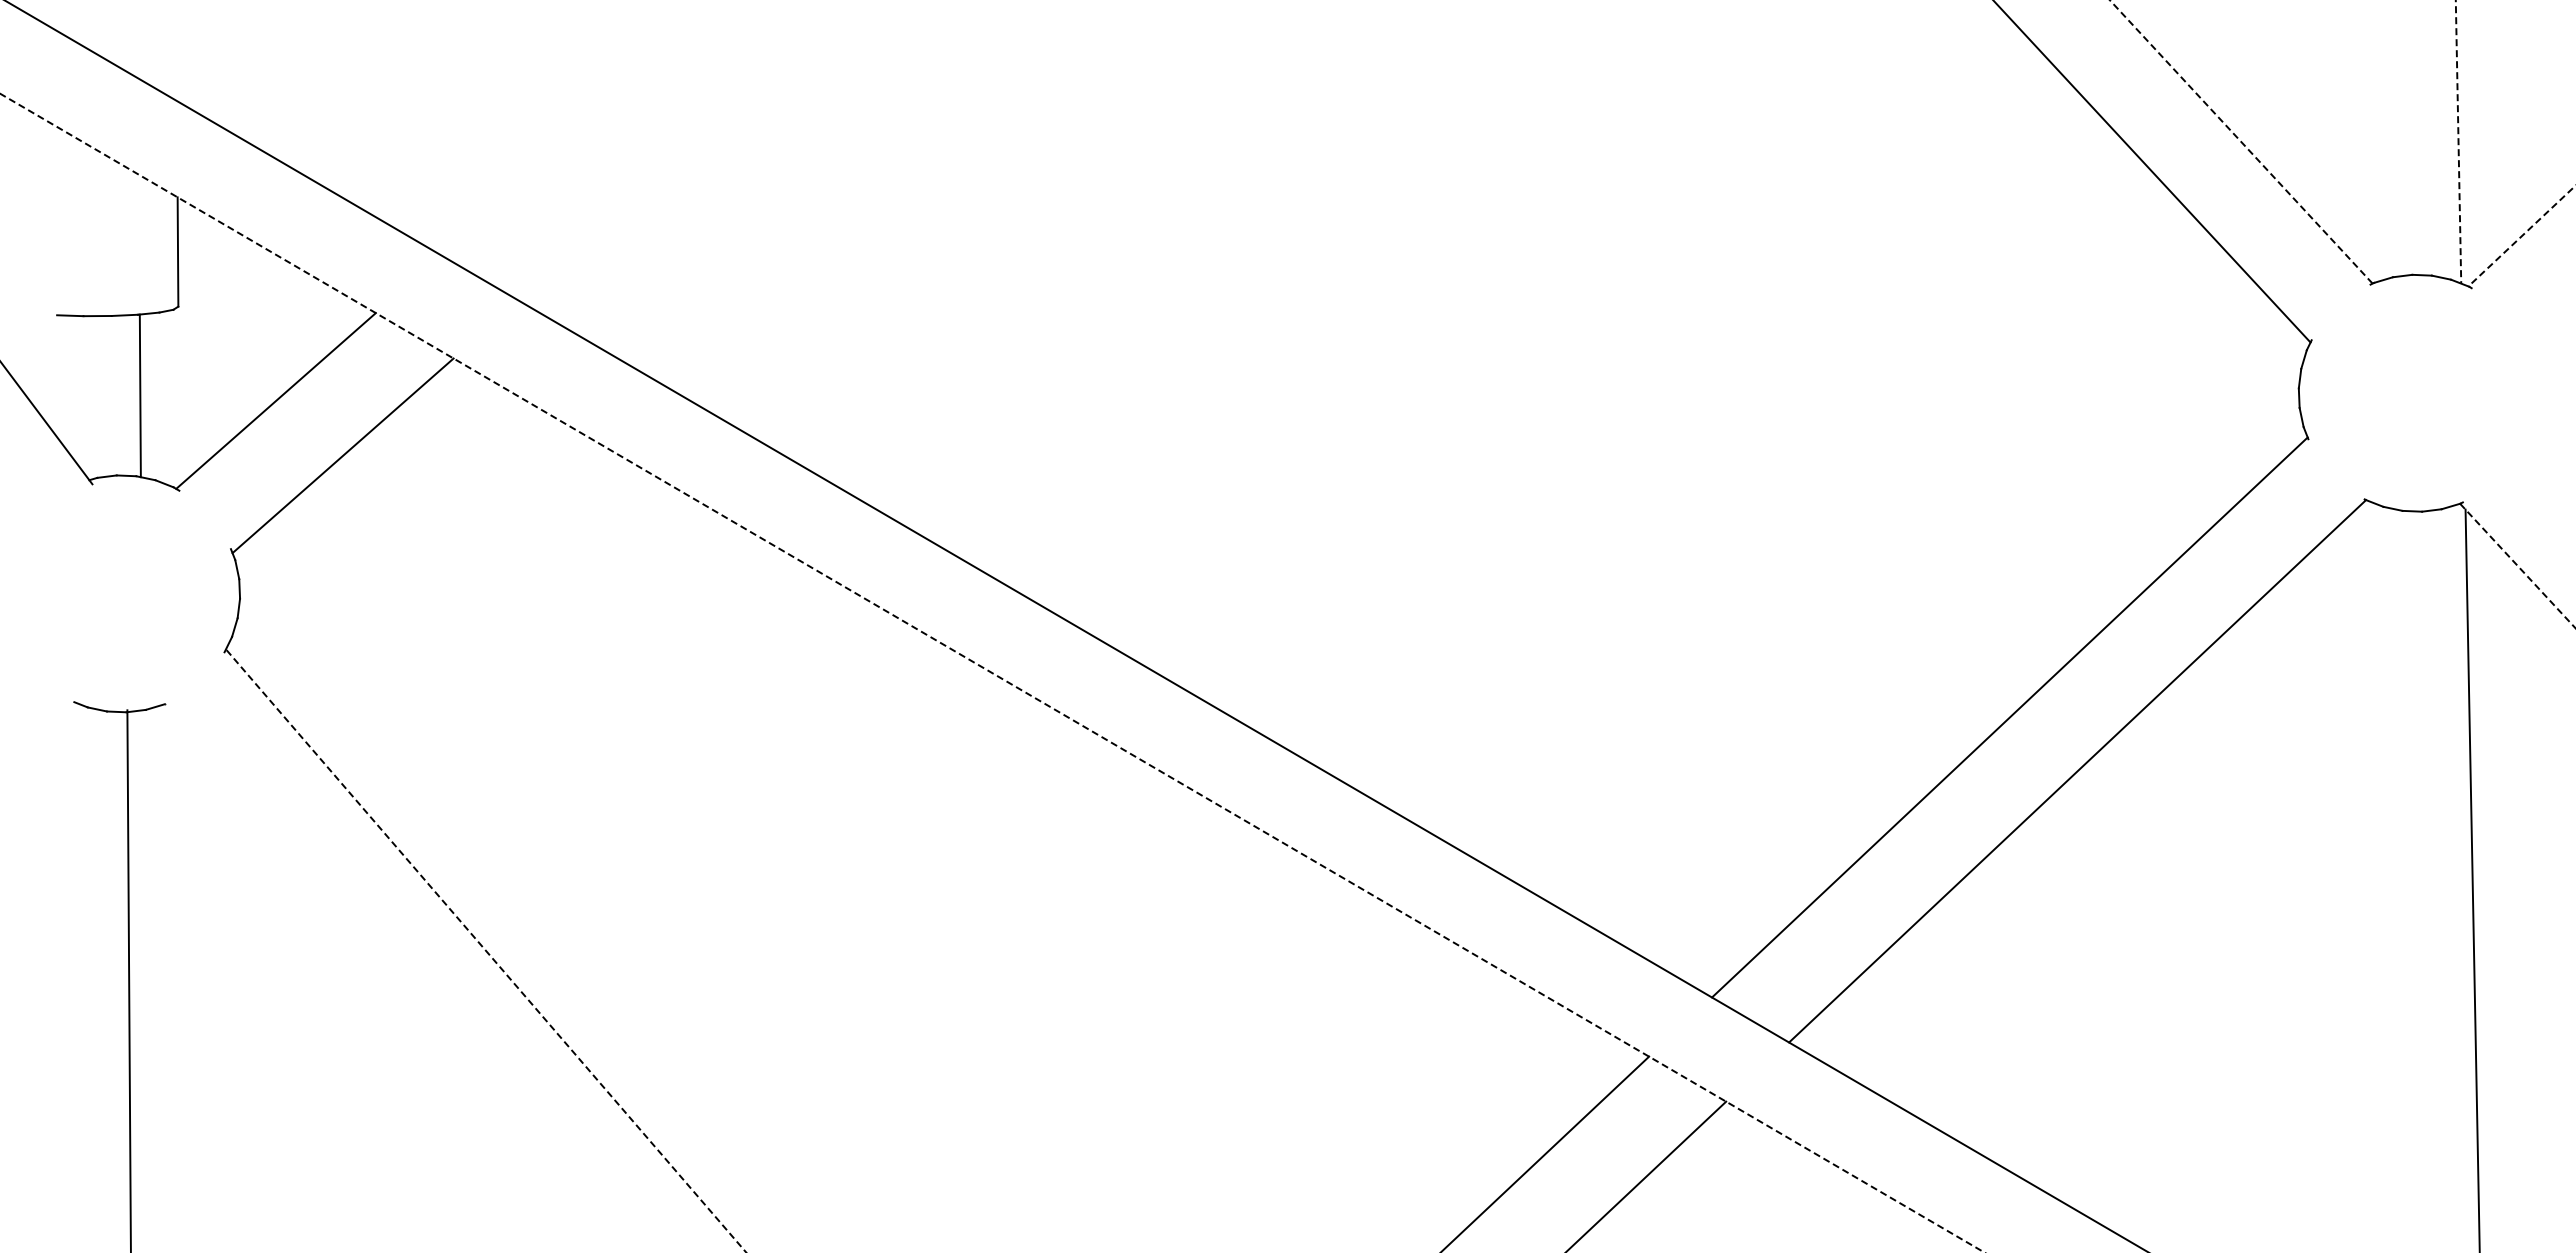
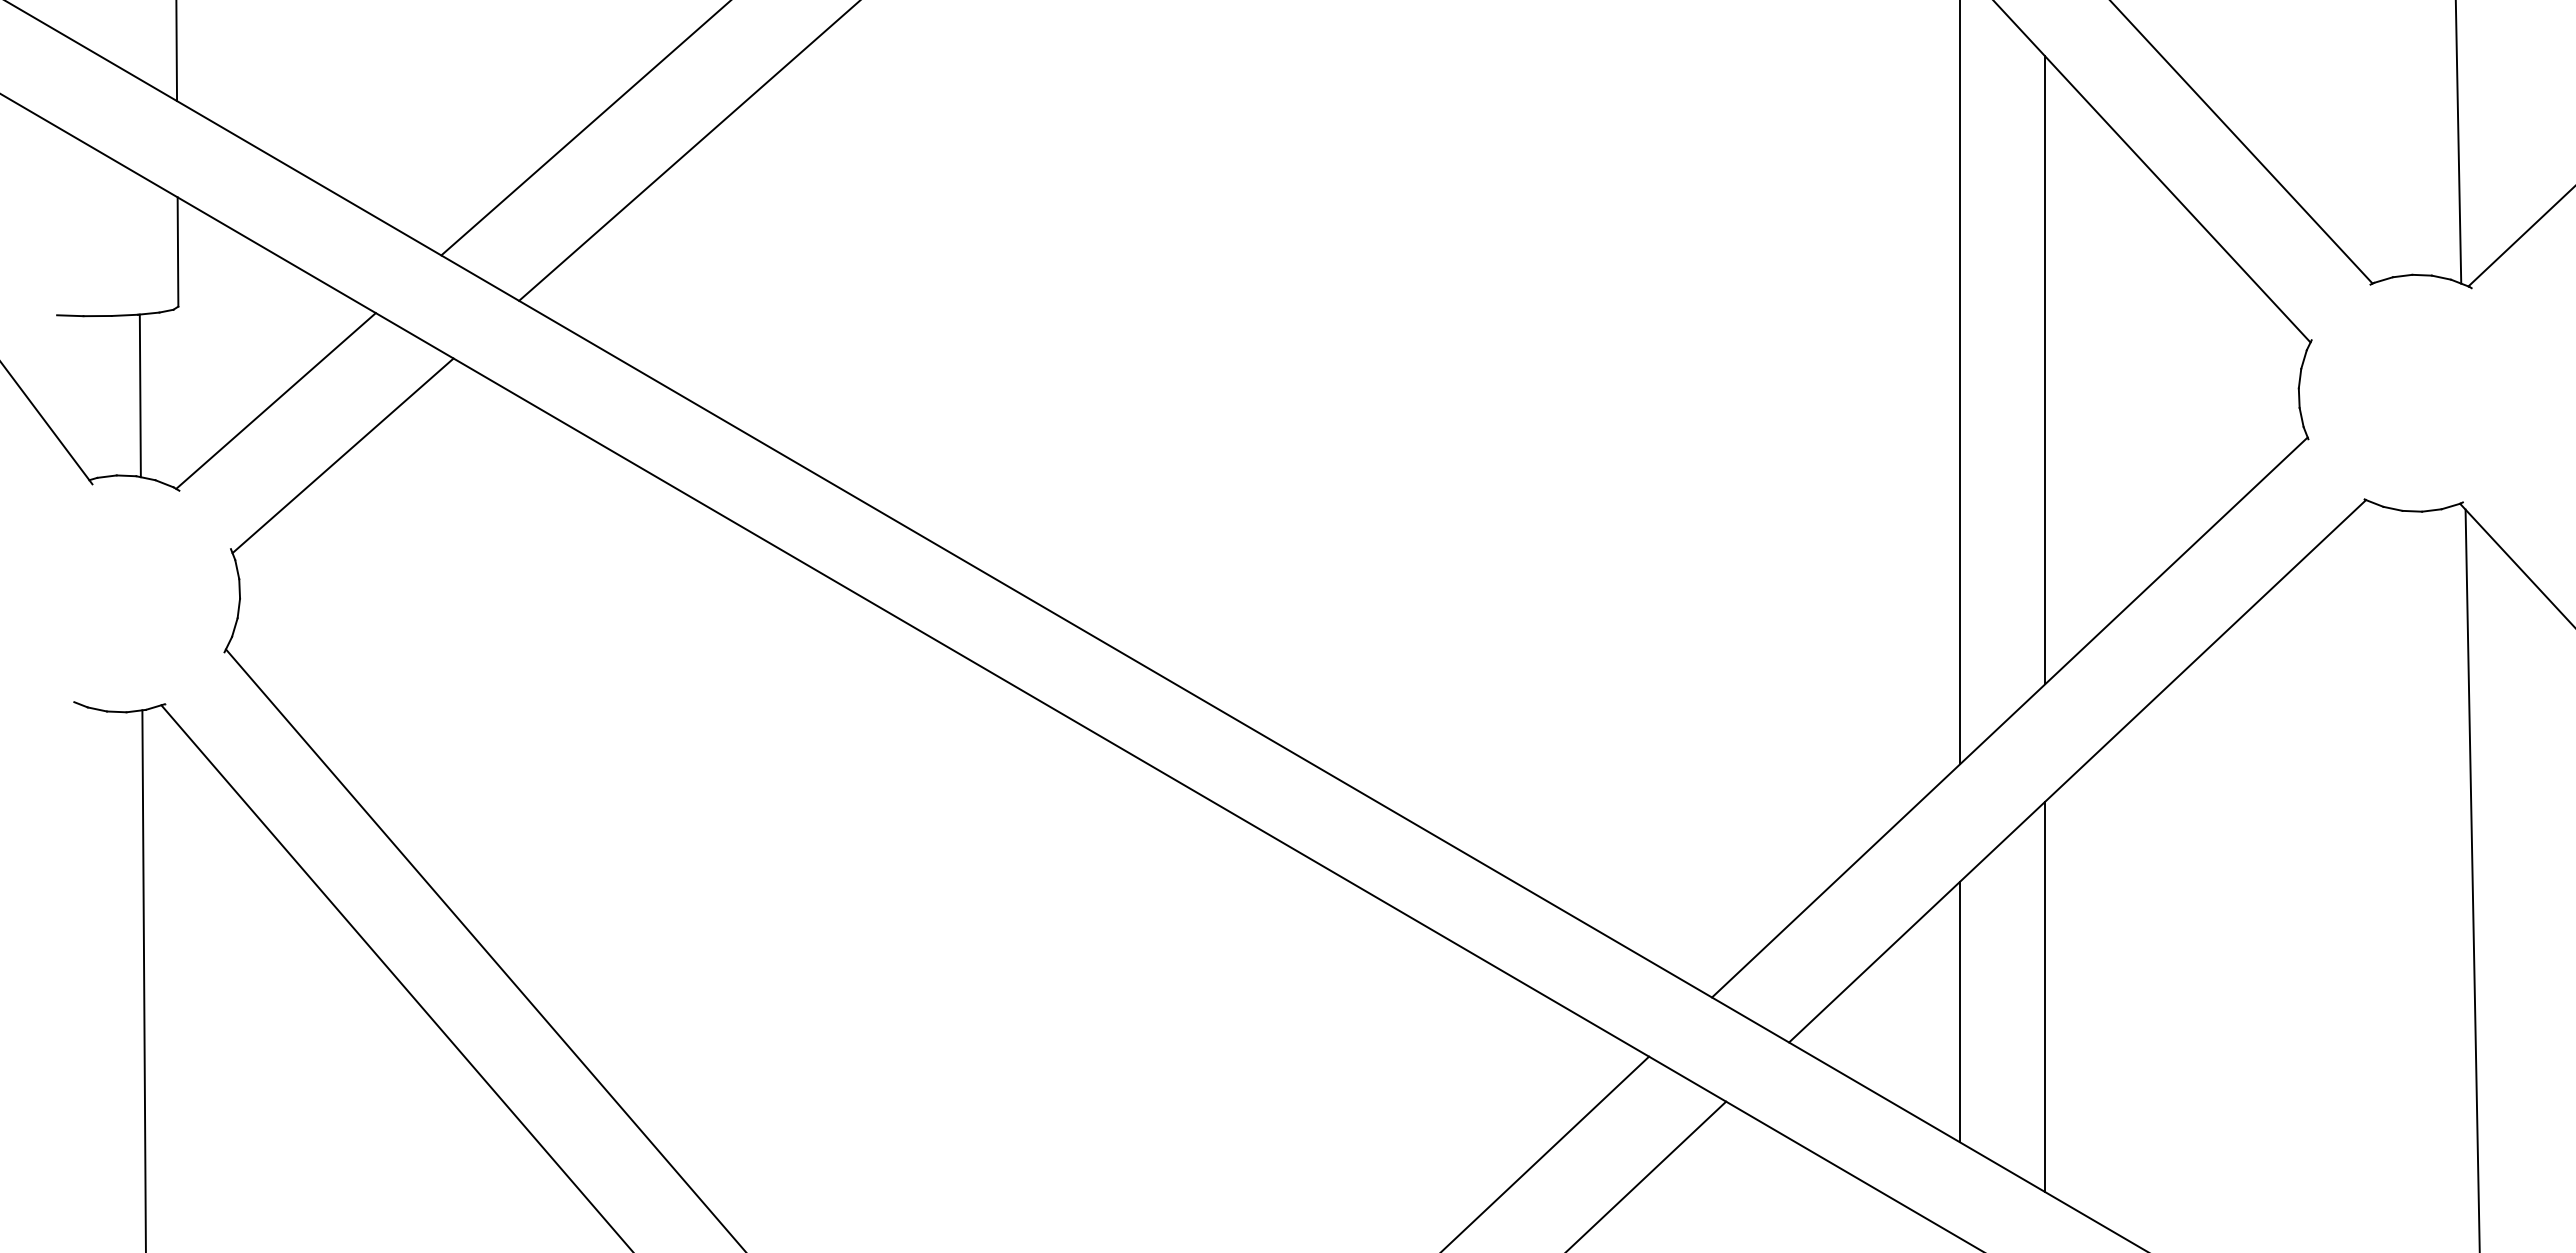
line: none -> present (176, 51)
line: none -> present (584, 128)
line: dashed -> solid (2241, 142)
line: dashed -> solid (2458, 142)
line: none -> present (688, 151)
line: dashed -> solid (2521, 236)
line: none -> present (2045, 370)
line: none -> present (1960, 383)
line: dashed -> solid (2517, 566)
line: dashed -> solid (992, 673)
line: dashed -> solid (485, 950)
line: none -> present (395, 977)
line position: (128, 979) -> (143, 979) (143, 979)
line: none -> present (2045, 996)
line: none -> present (1960, 1011)
